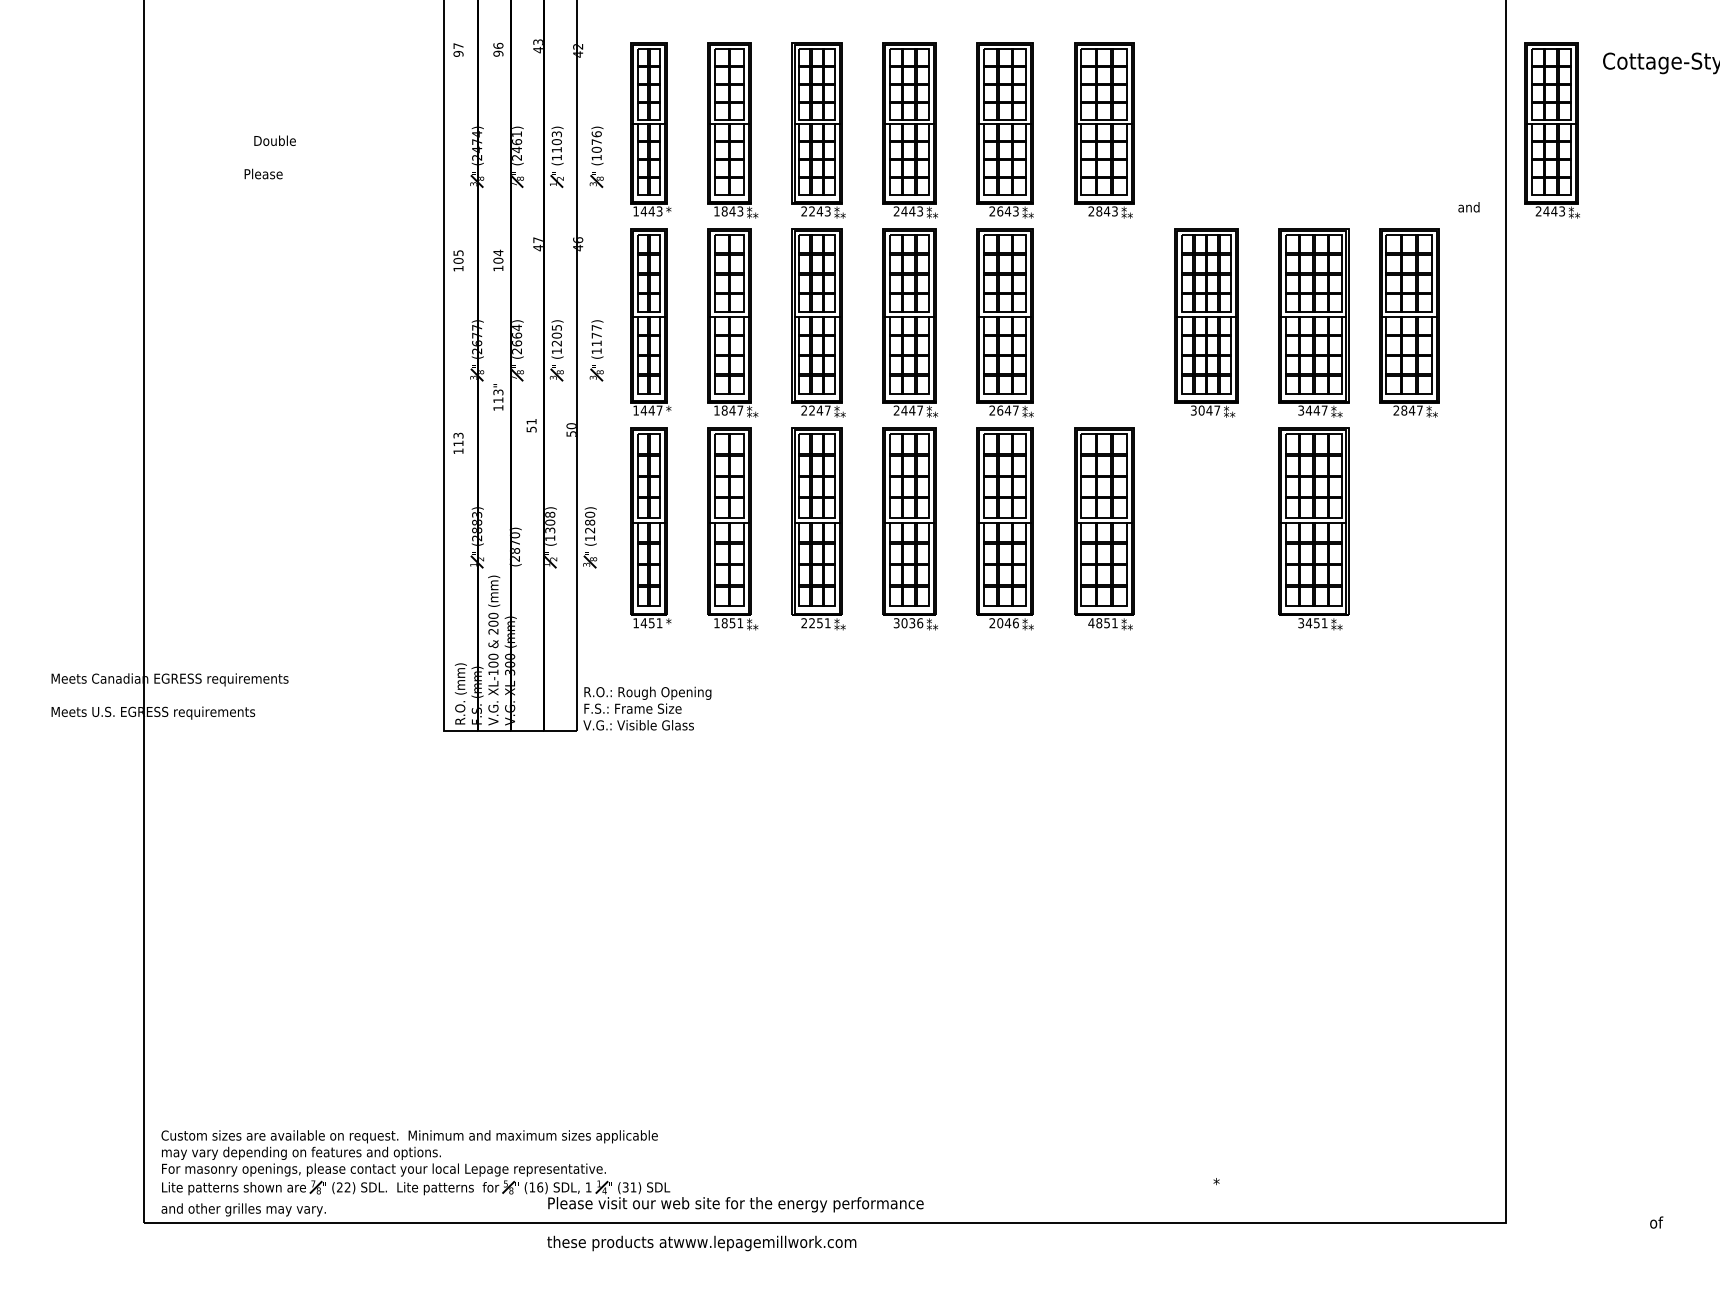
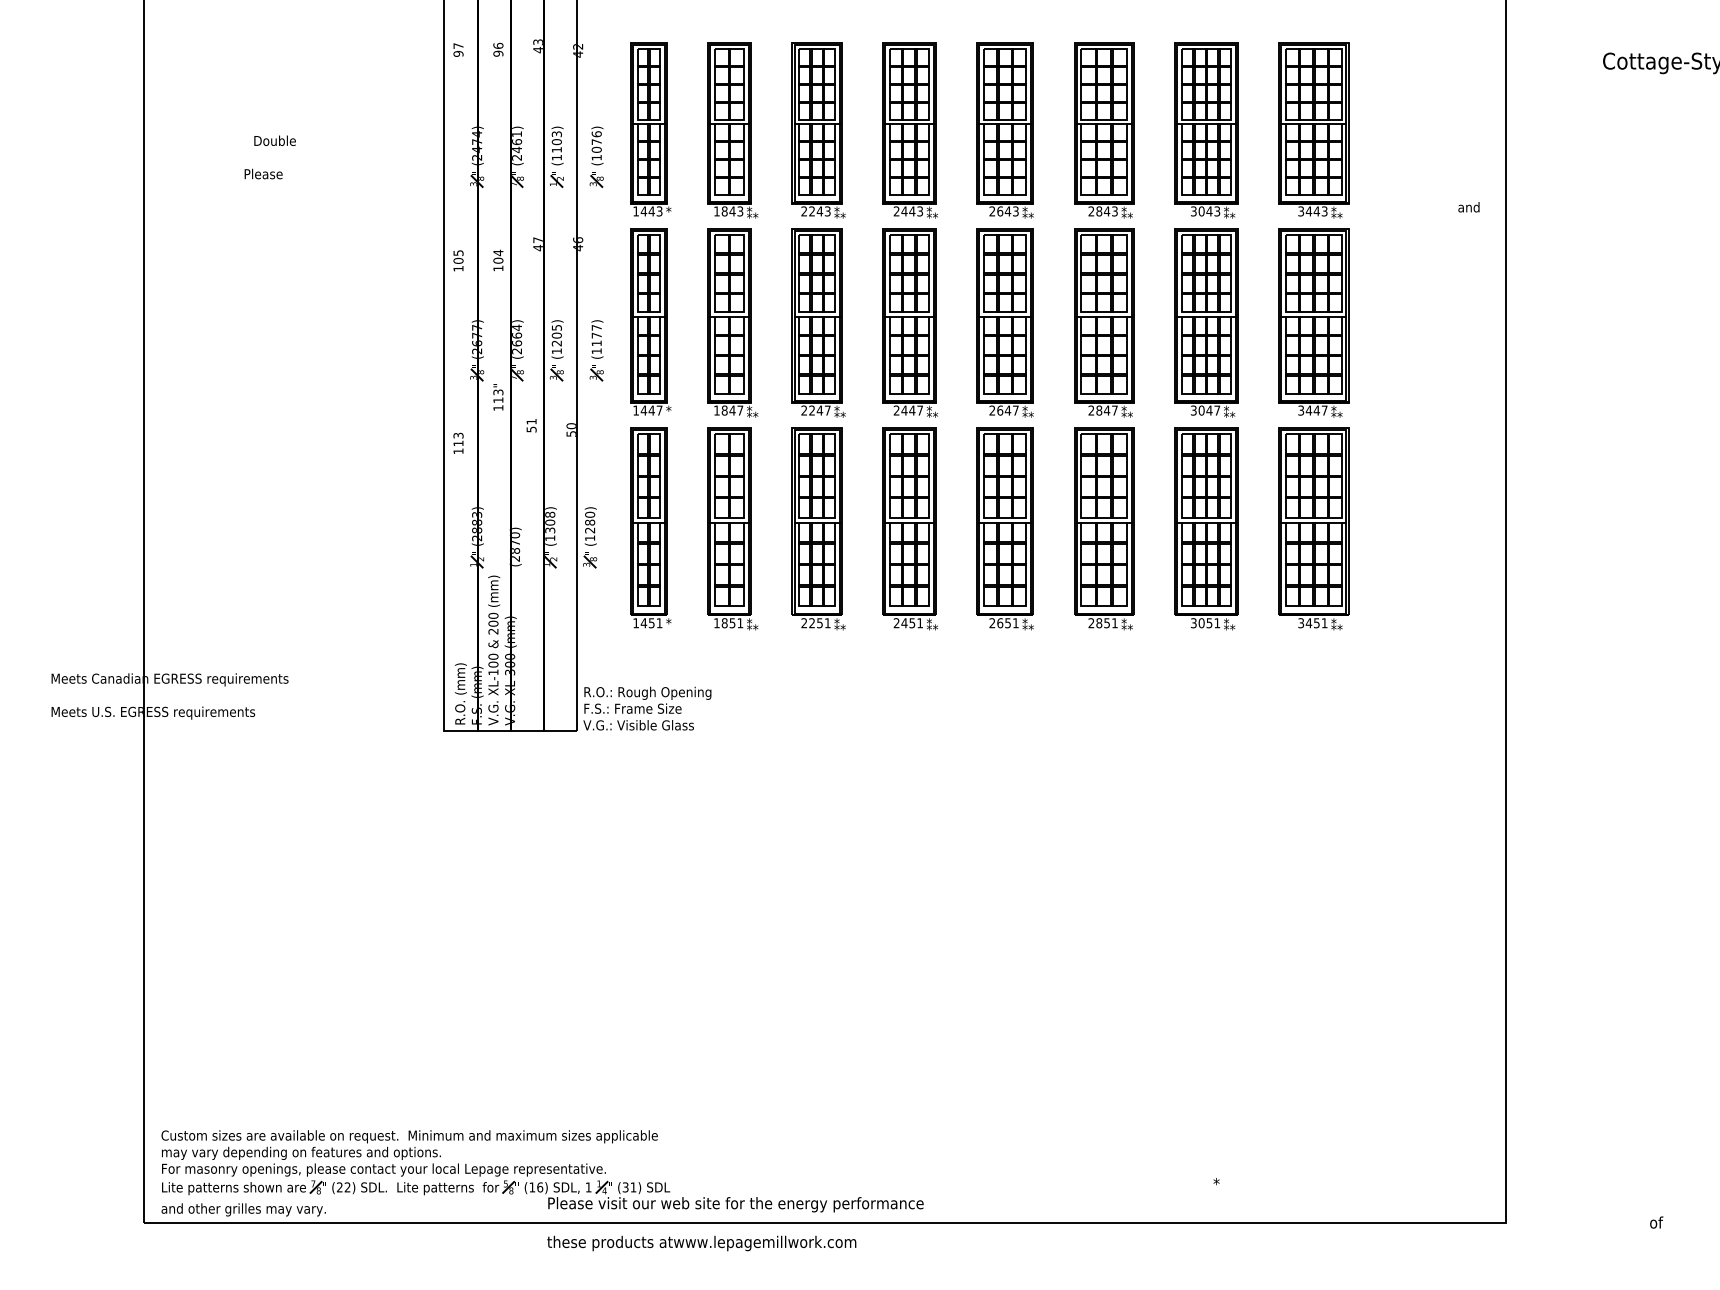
part: none -> present (1206, 130)
part: none -> present (1313, 130)
part: present -> none (1551, 130)
part position: (1409, 322) -> (1104, 322) (1104, 322)
part: none -> present (1206, 528)
text: 3036 -> 2451 (908, 623)
text: 2046 -> 2651 (1007, 623)
text: 4851 -> 2851 (1091, 623)
